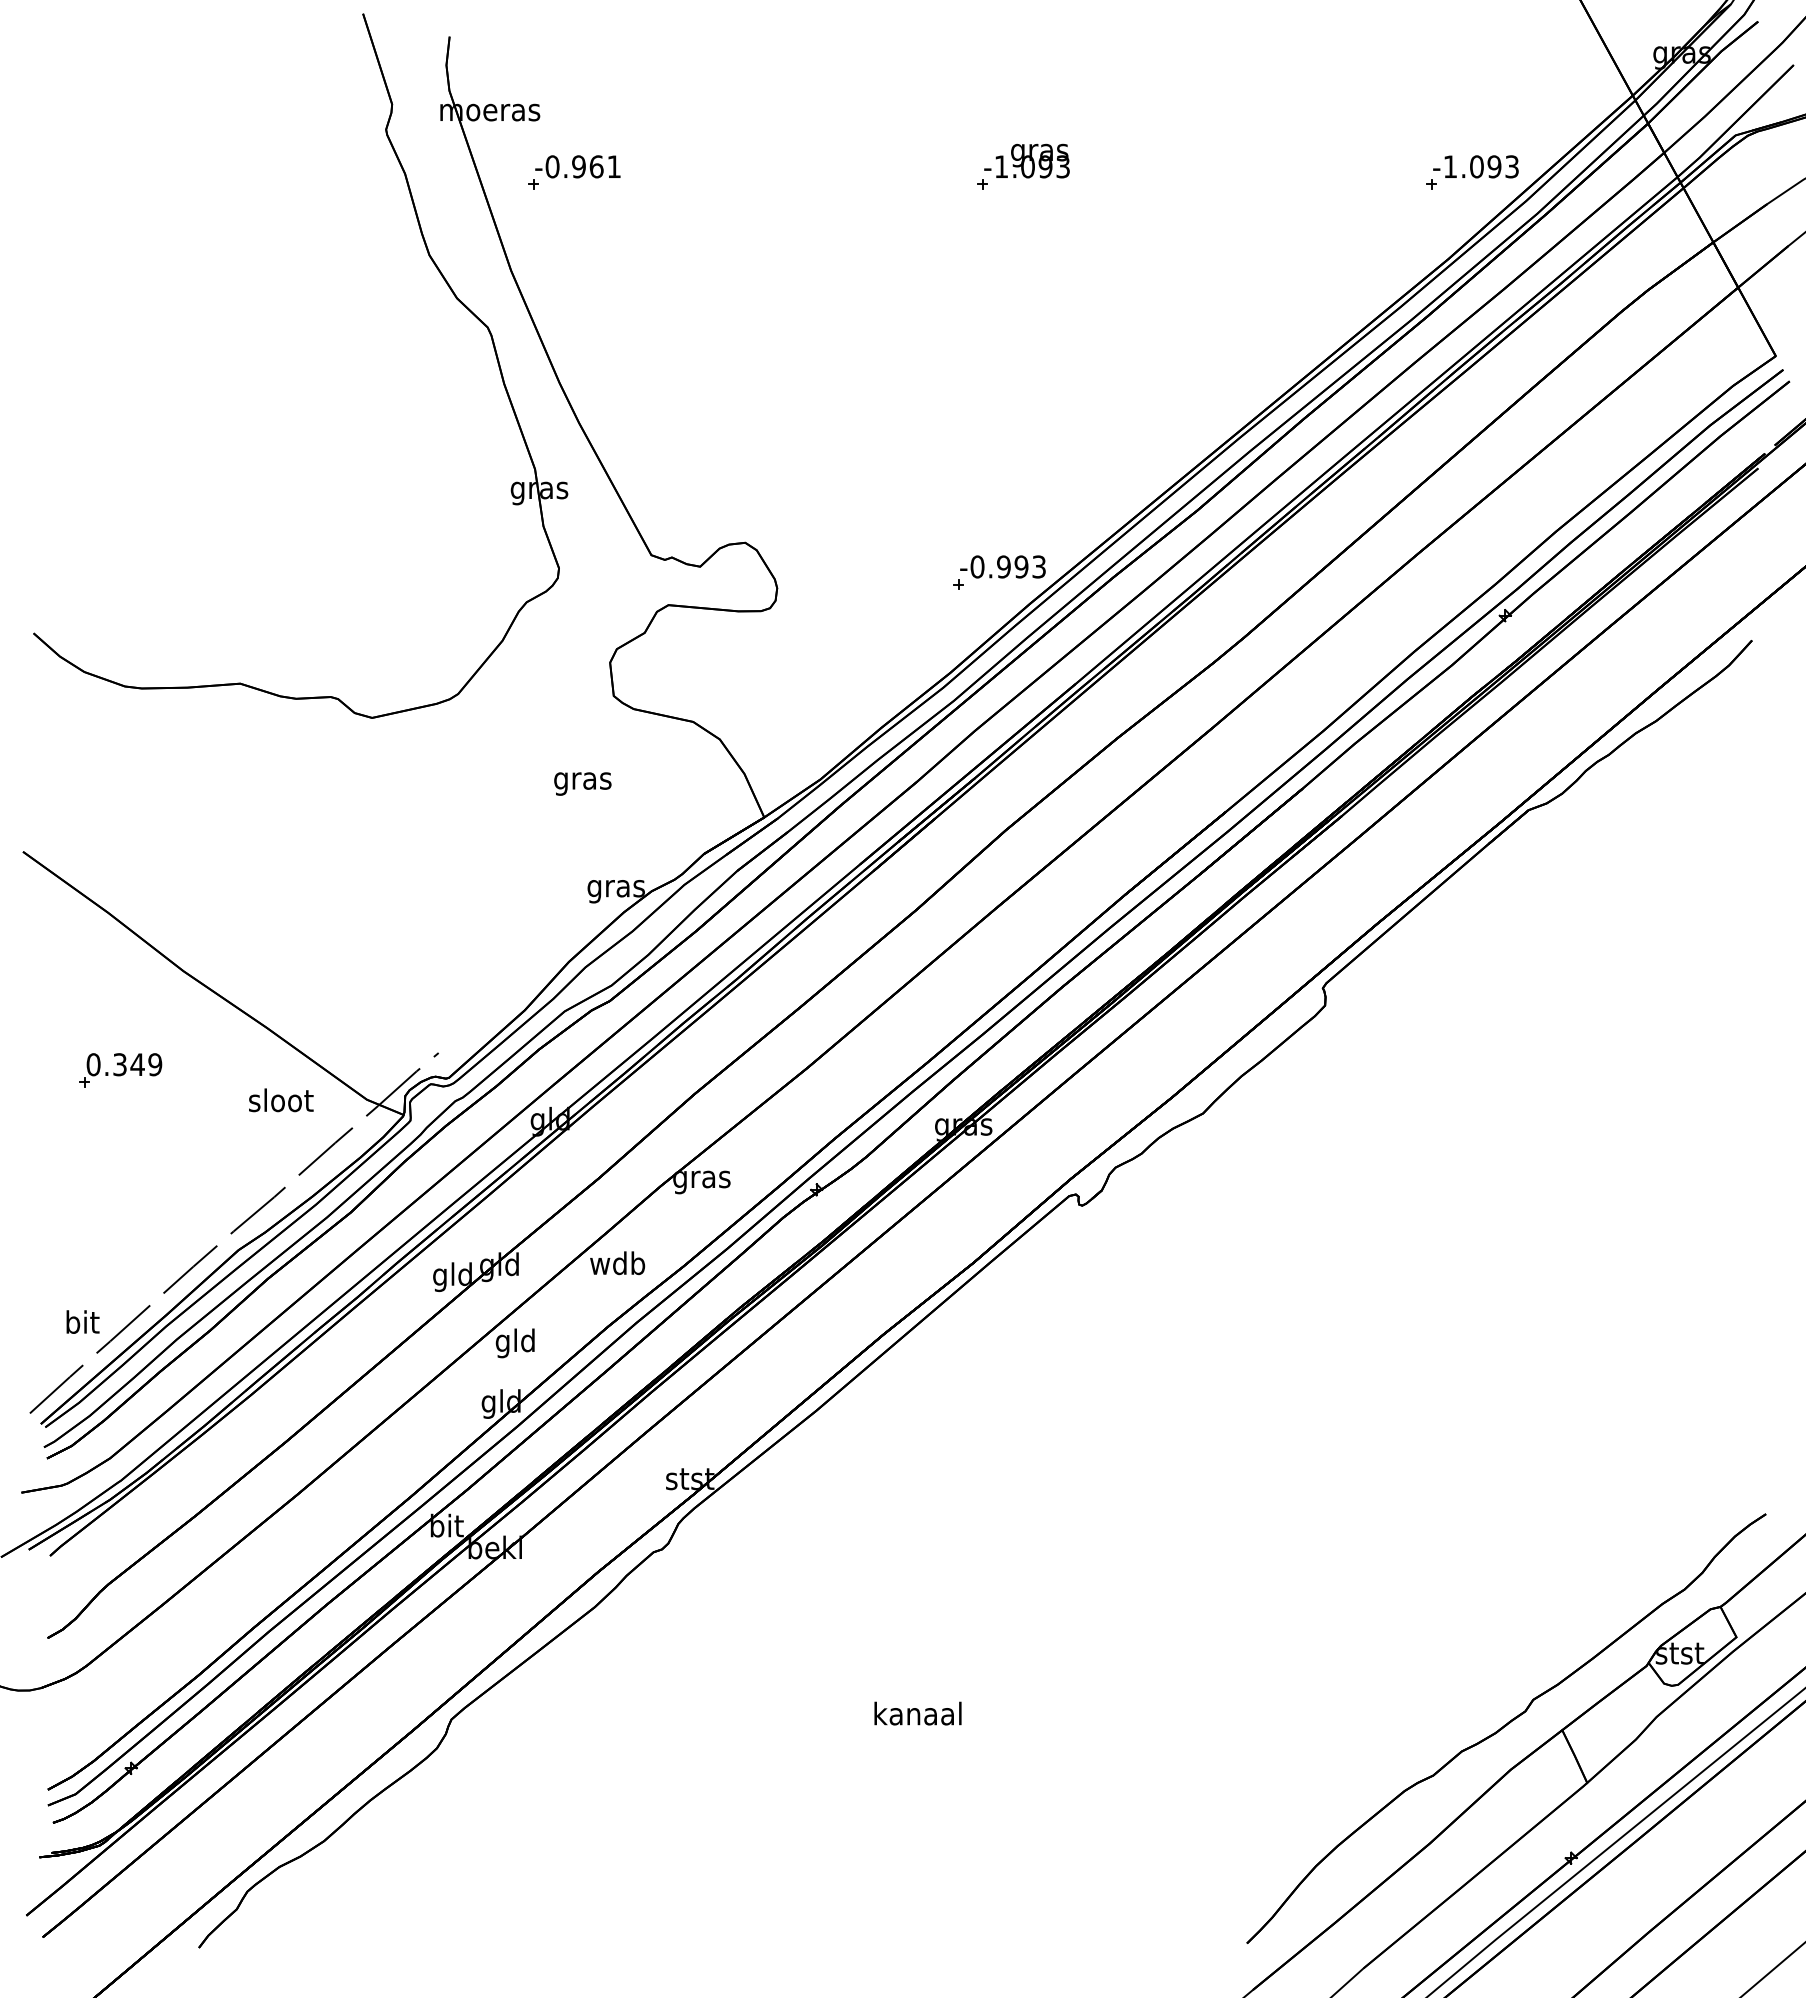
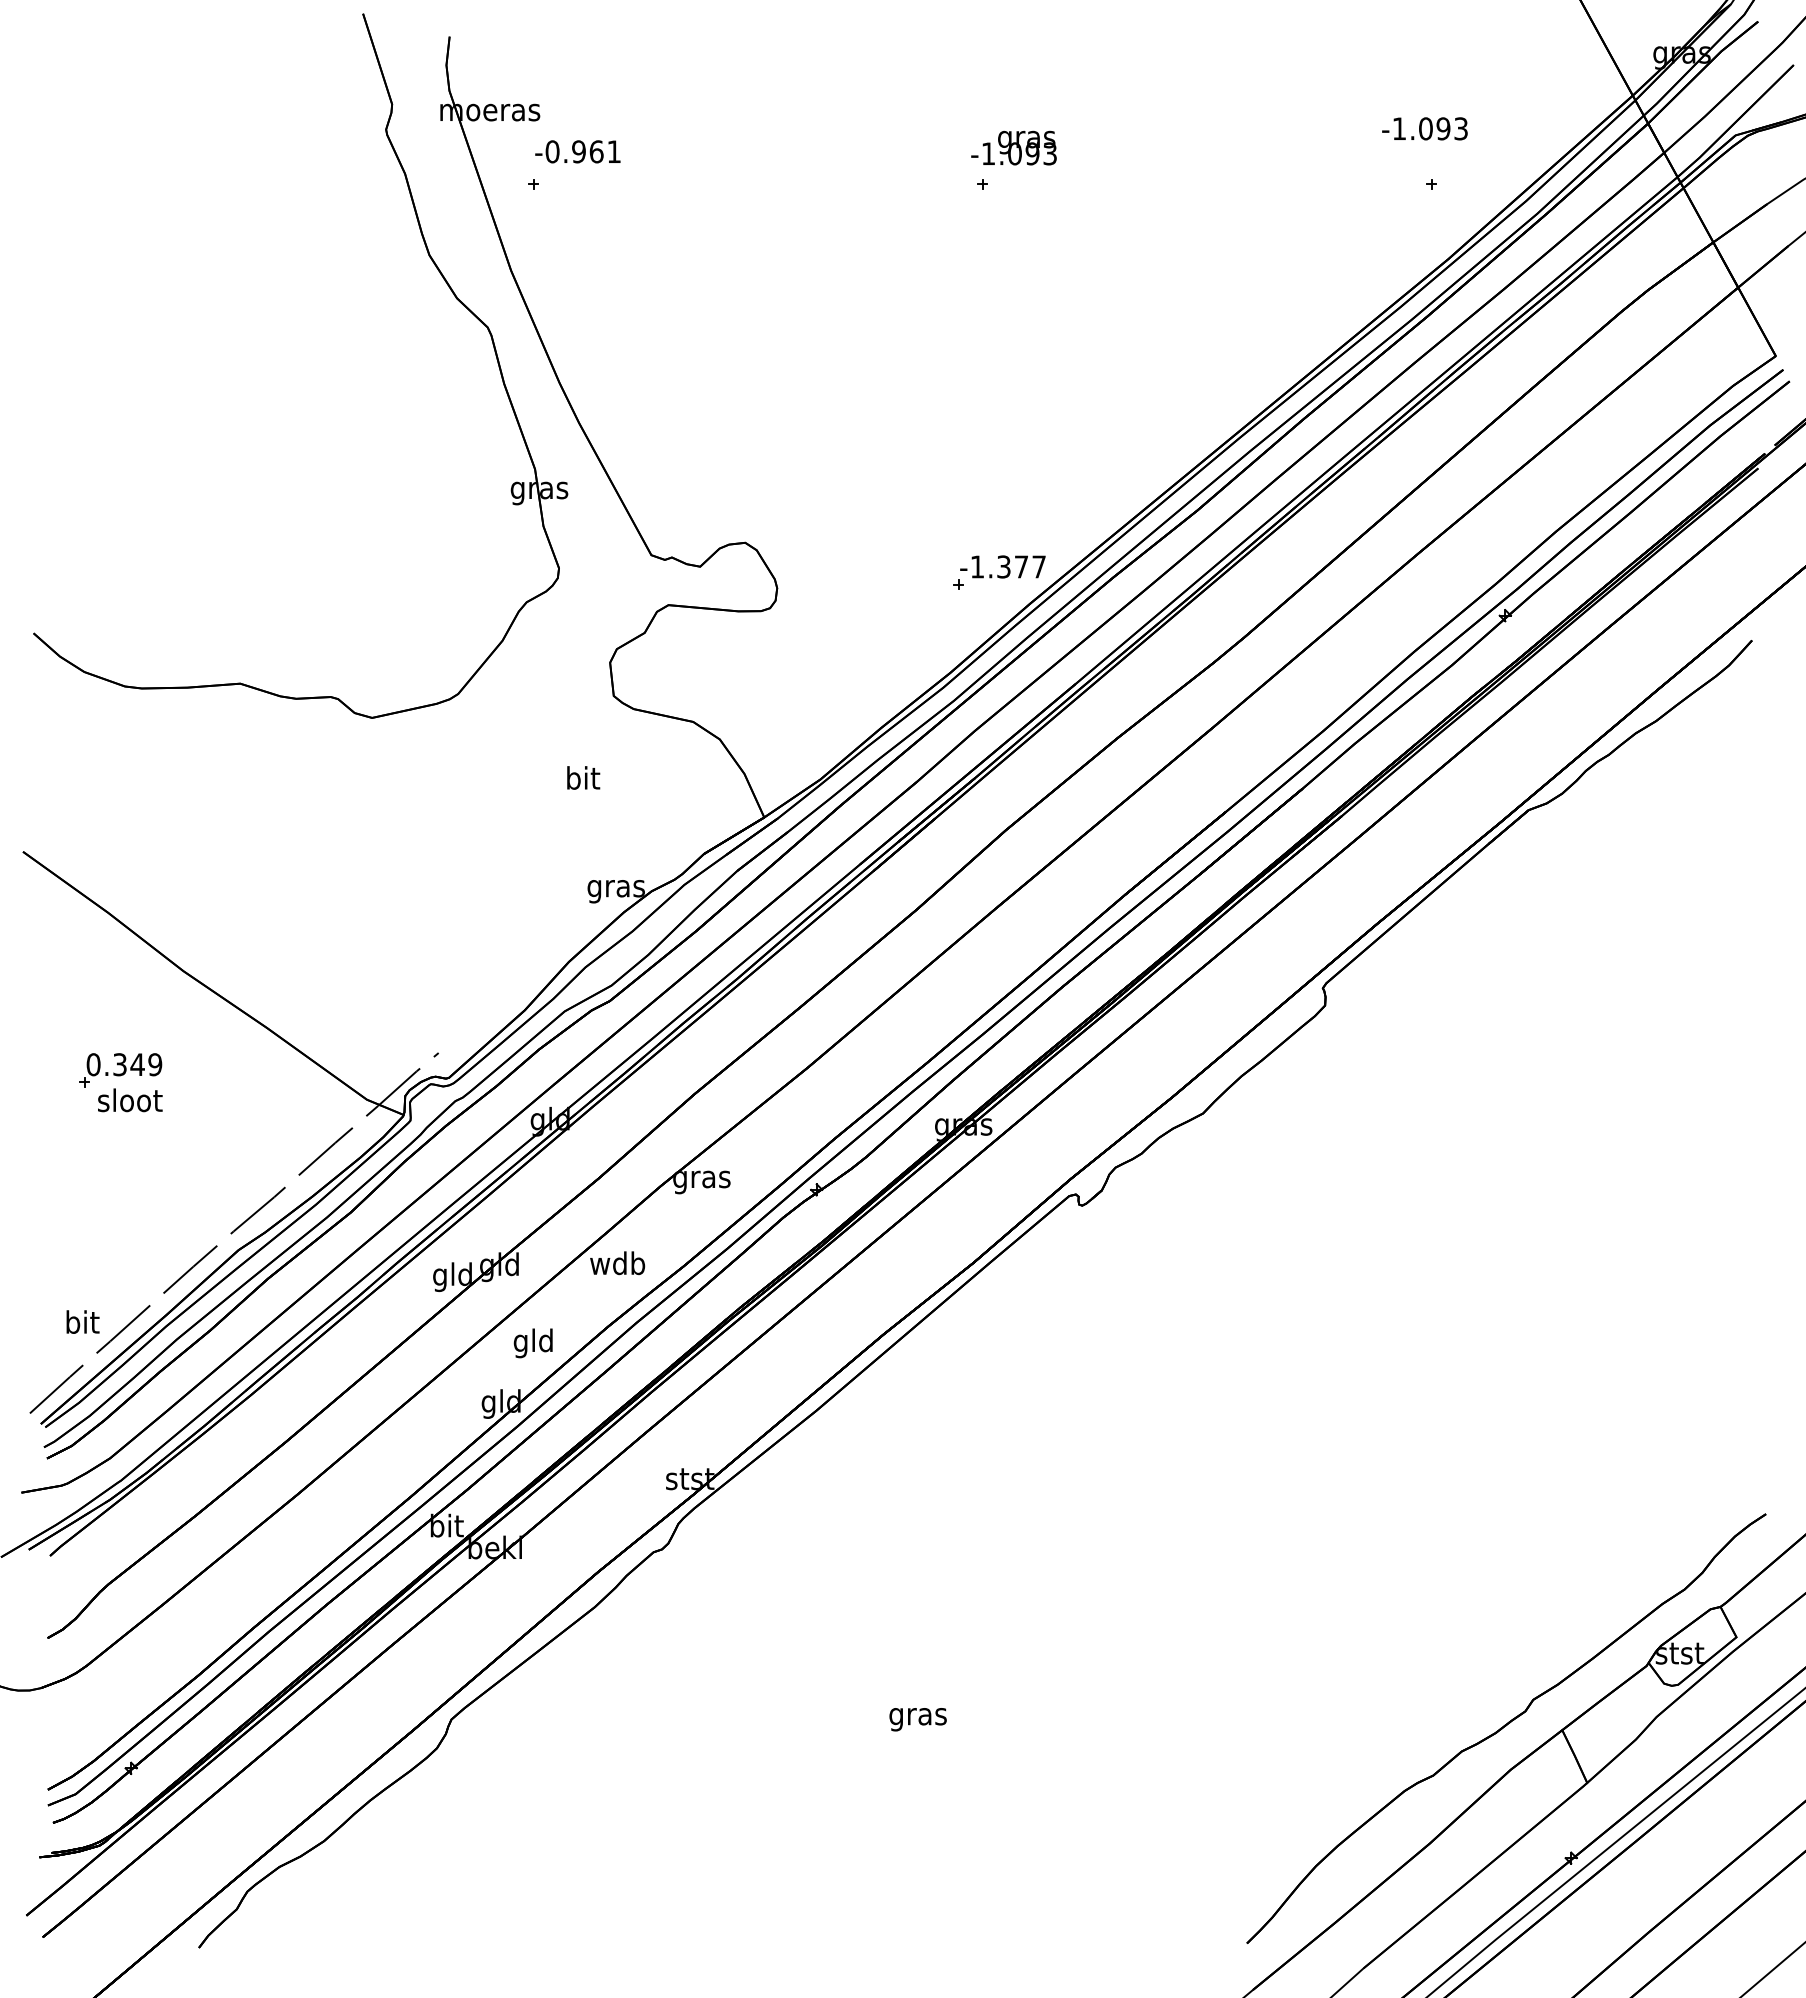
text position: (1026, 160) -> (1013, 147) (1013, 147)
text position: (577, 166) -> (577, 151) (577, 151)
text position: (1475, 166) -> (1424, 128) (1424, 128)
text: -0.993 -> -1.377 (1007, 566)
text: gras -> bit (582, 780)
text position: (281, 1100) -> (130, 1100) (130, 1100)
text position: (514, 1343) -> (532, 1343) (532, 1343)
text: kanaal -> gras (917, 1716)
